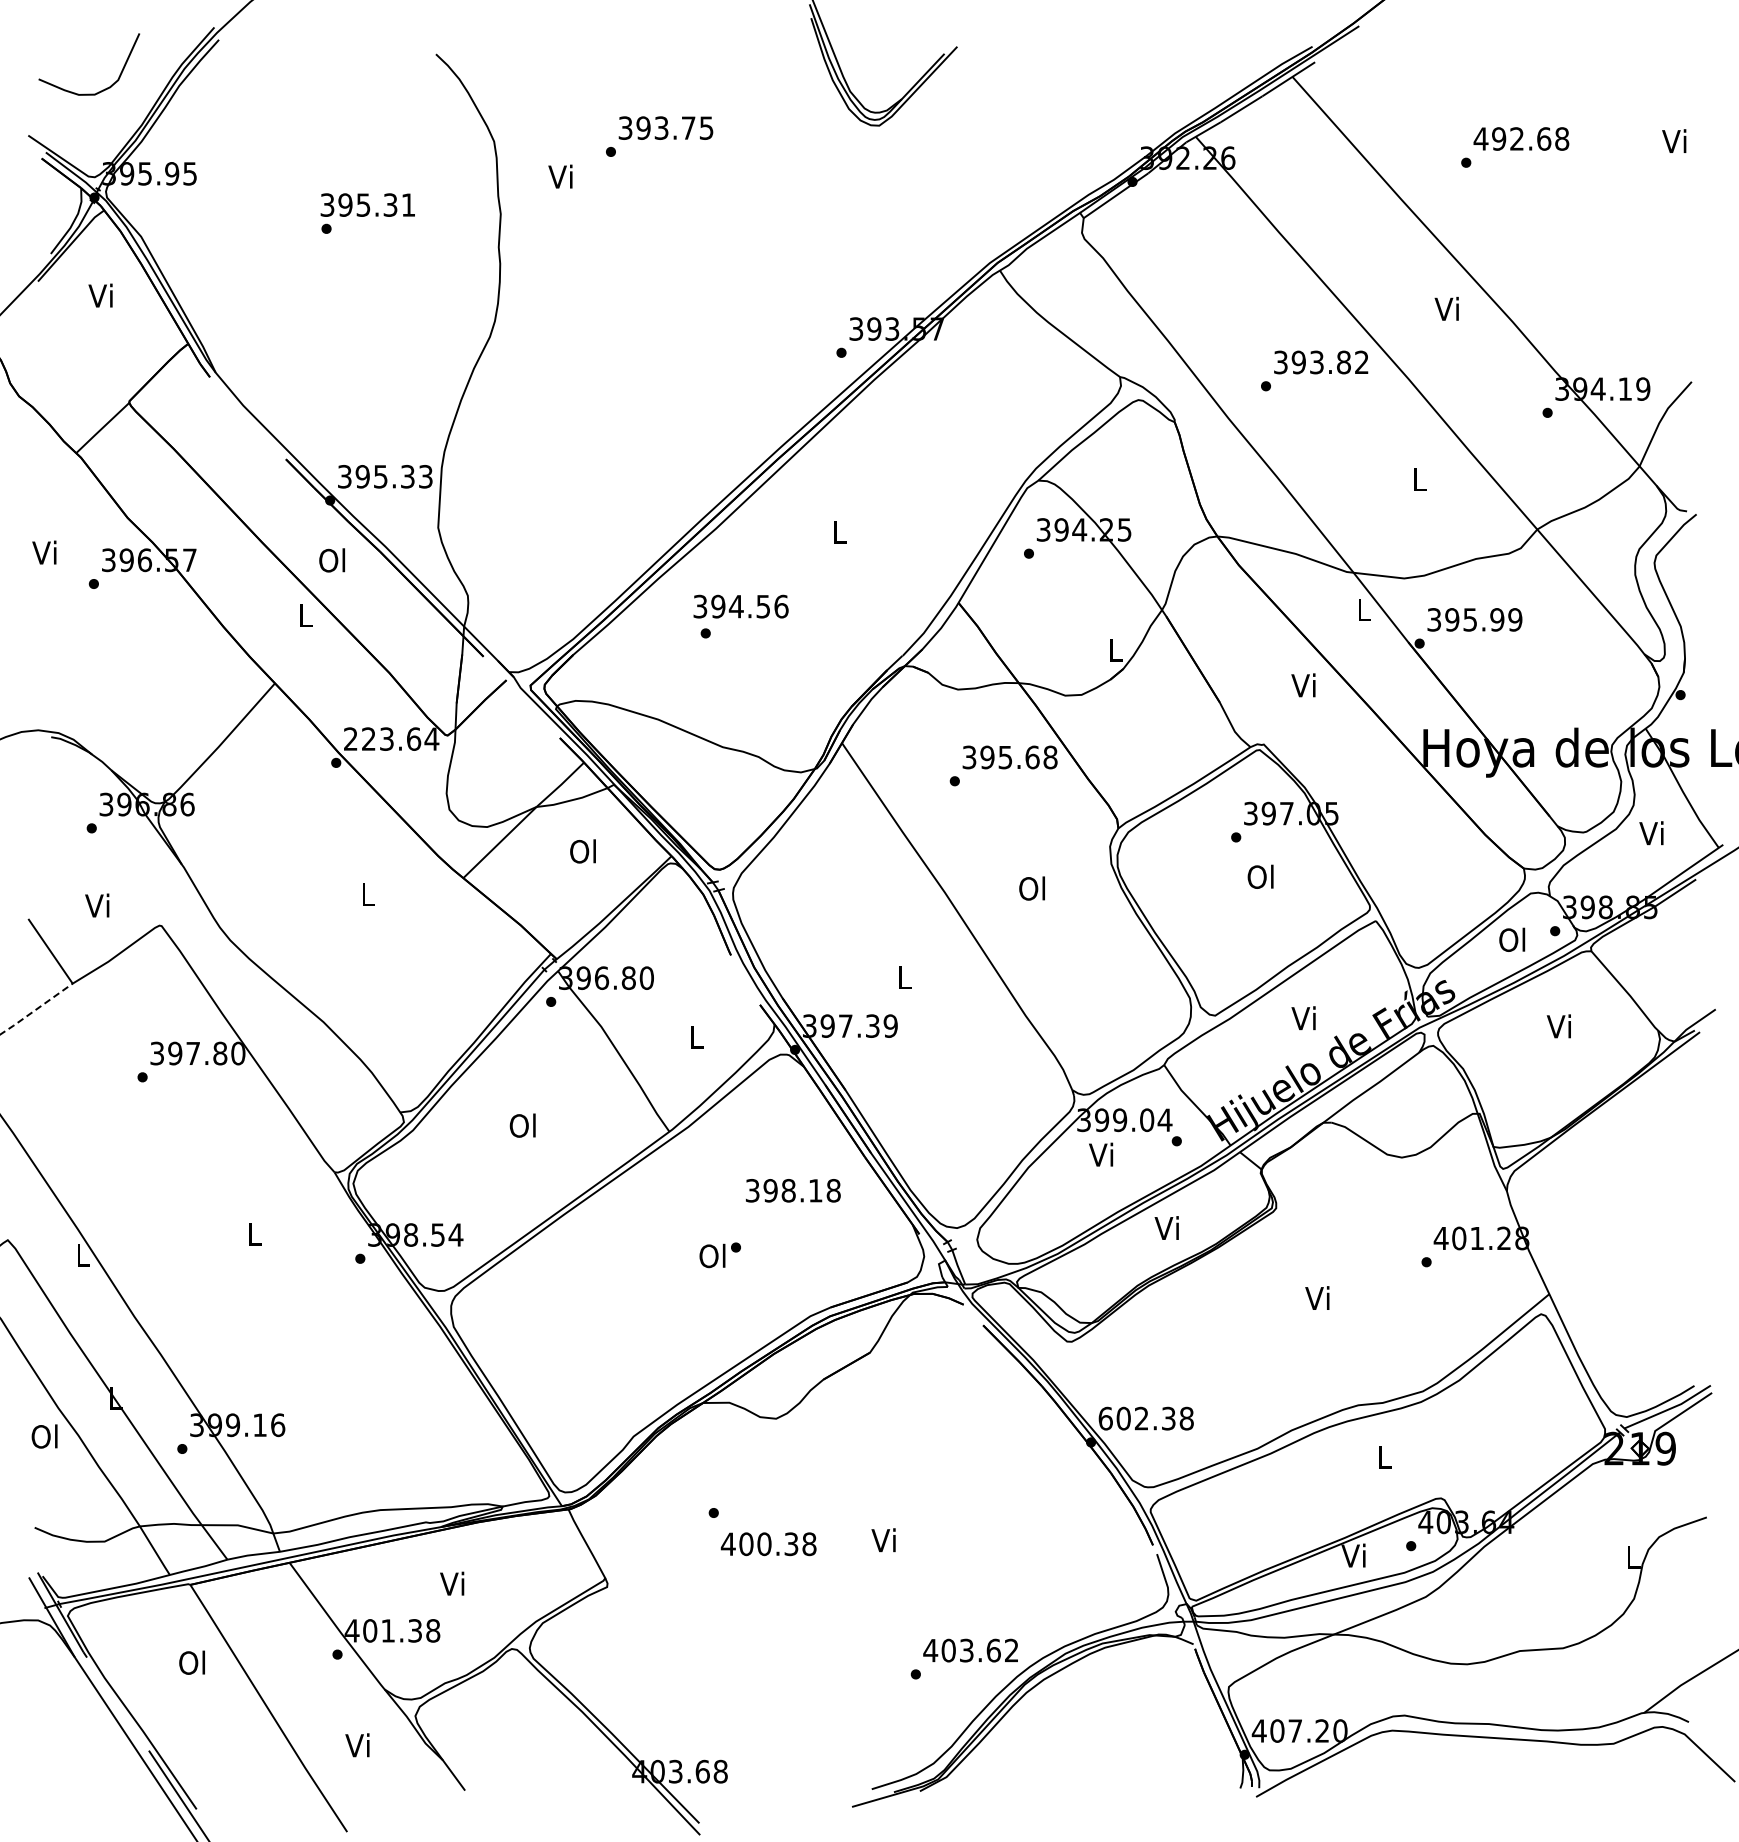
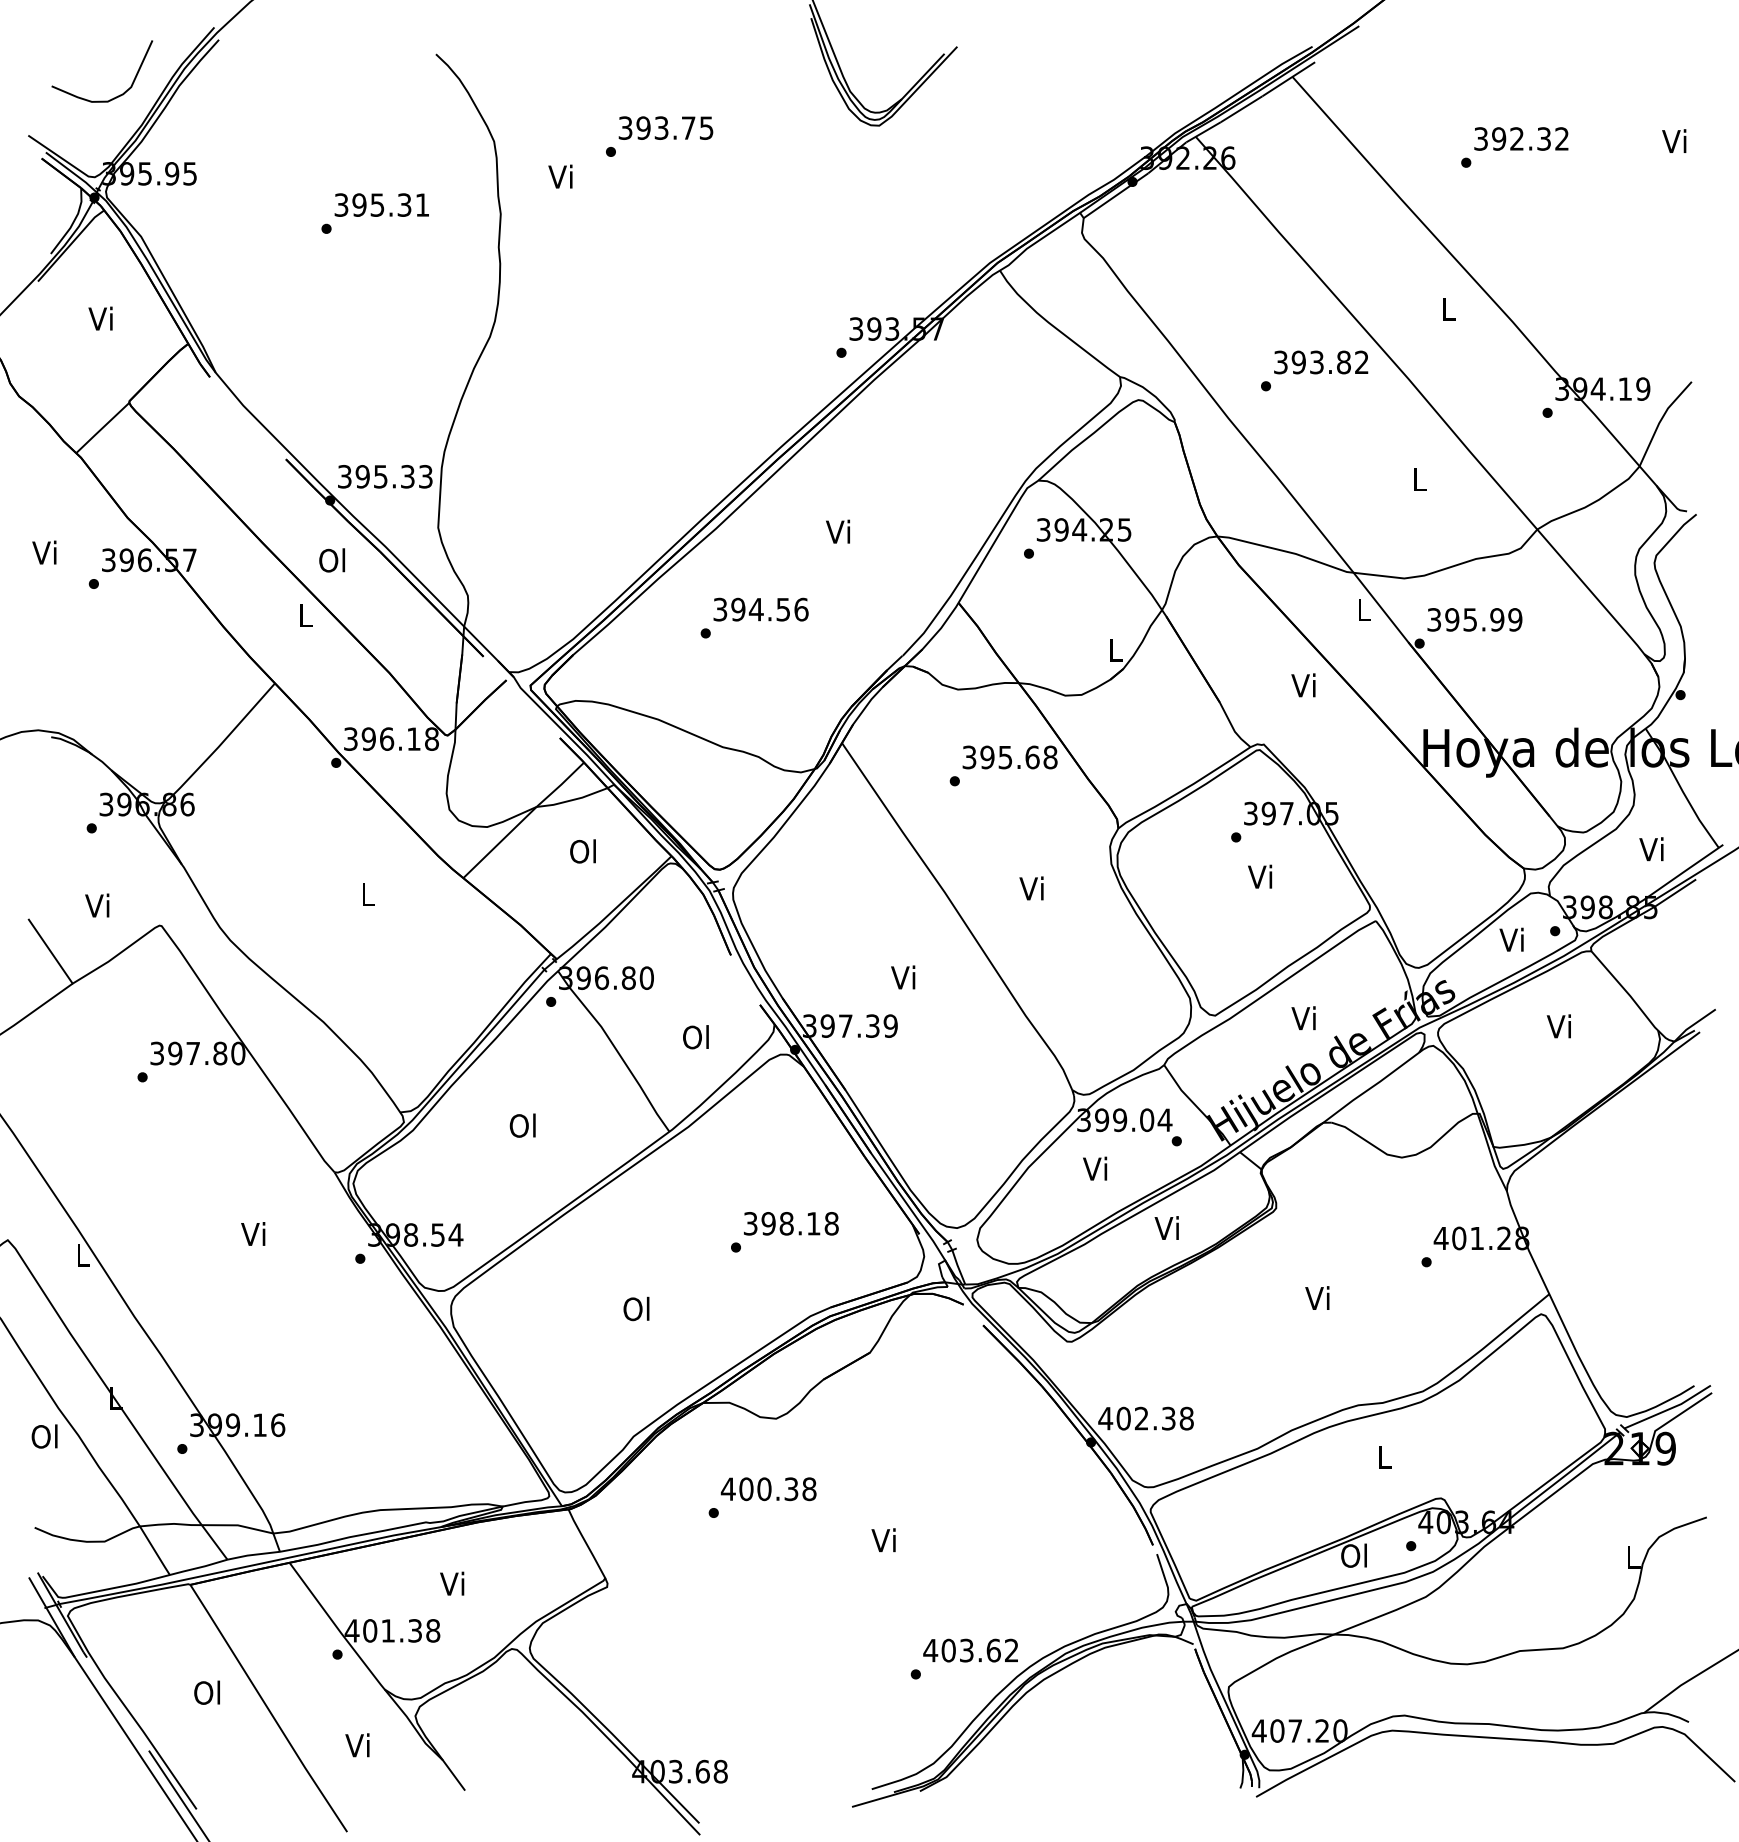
curve position: (102, 89) -> (115, 96) (115, 96)
text: 492.68 -> 392.32 (1521, 138)
text position: (367, 204) -> (381, 204) (381, 204)
text position: (100, 295) -> (100, 318) (100, 318)
text: Vi -> L (1446, 308)
text: L -> Vi (838, 531)
text position: (740, 606) -> (760, 609) (760, 609)
text: 223.64 -> 396.18 (391, 738)
text position: (1651, 833) -> (1651, 849) (1651, 849)
text: Ol -> Vi (1260, 876)
text: Ol -> Vi (1031, 888)
text: Ol -> Vi (1512, 939)
text: L -> Vi (903, 977)
line: dashed -> solid (36, 1009)
text: L -> Ol (695, 1037)
text position: (1101, 1154) -> (1095, 1168) (1095, 1168)
text position: (793, 1190) -> (791, 1223) (791, 1223)
text: L -> Vi (253, 1233)
text position: (712, 1255) -> (636, 1308) (636, 1308)
text: 602.38 -> 402.38 (1105, 1418)
text position: (768, 1544) -> (768, 1489) (768, 1489)
text: Vi -> Ol (1353, 1555)
text position: (191, 1662) -> (206, 1692) (206, 1692)
